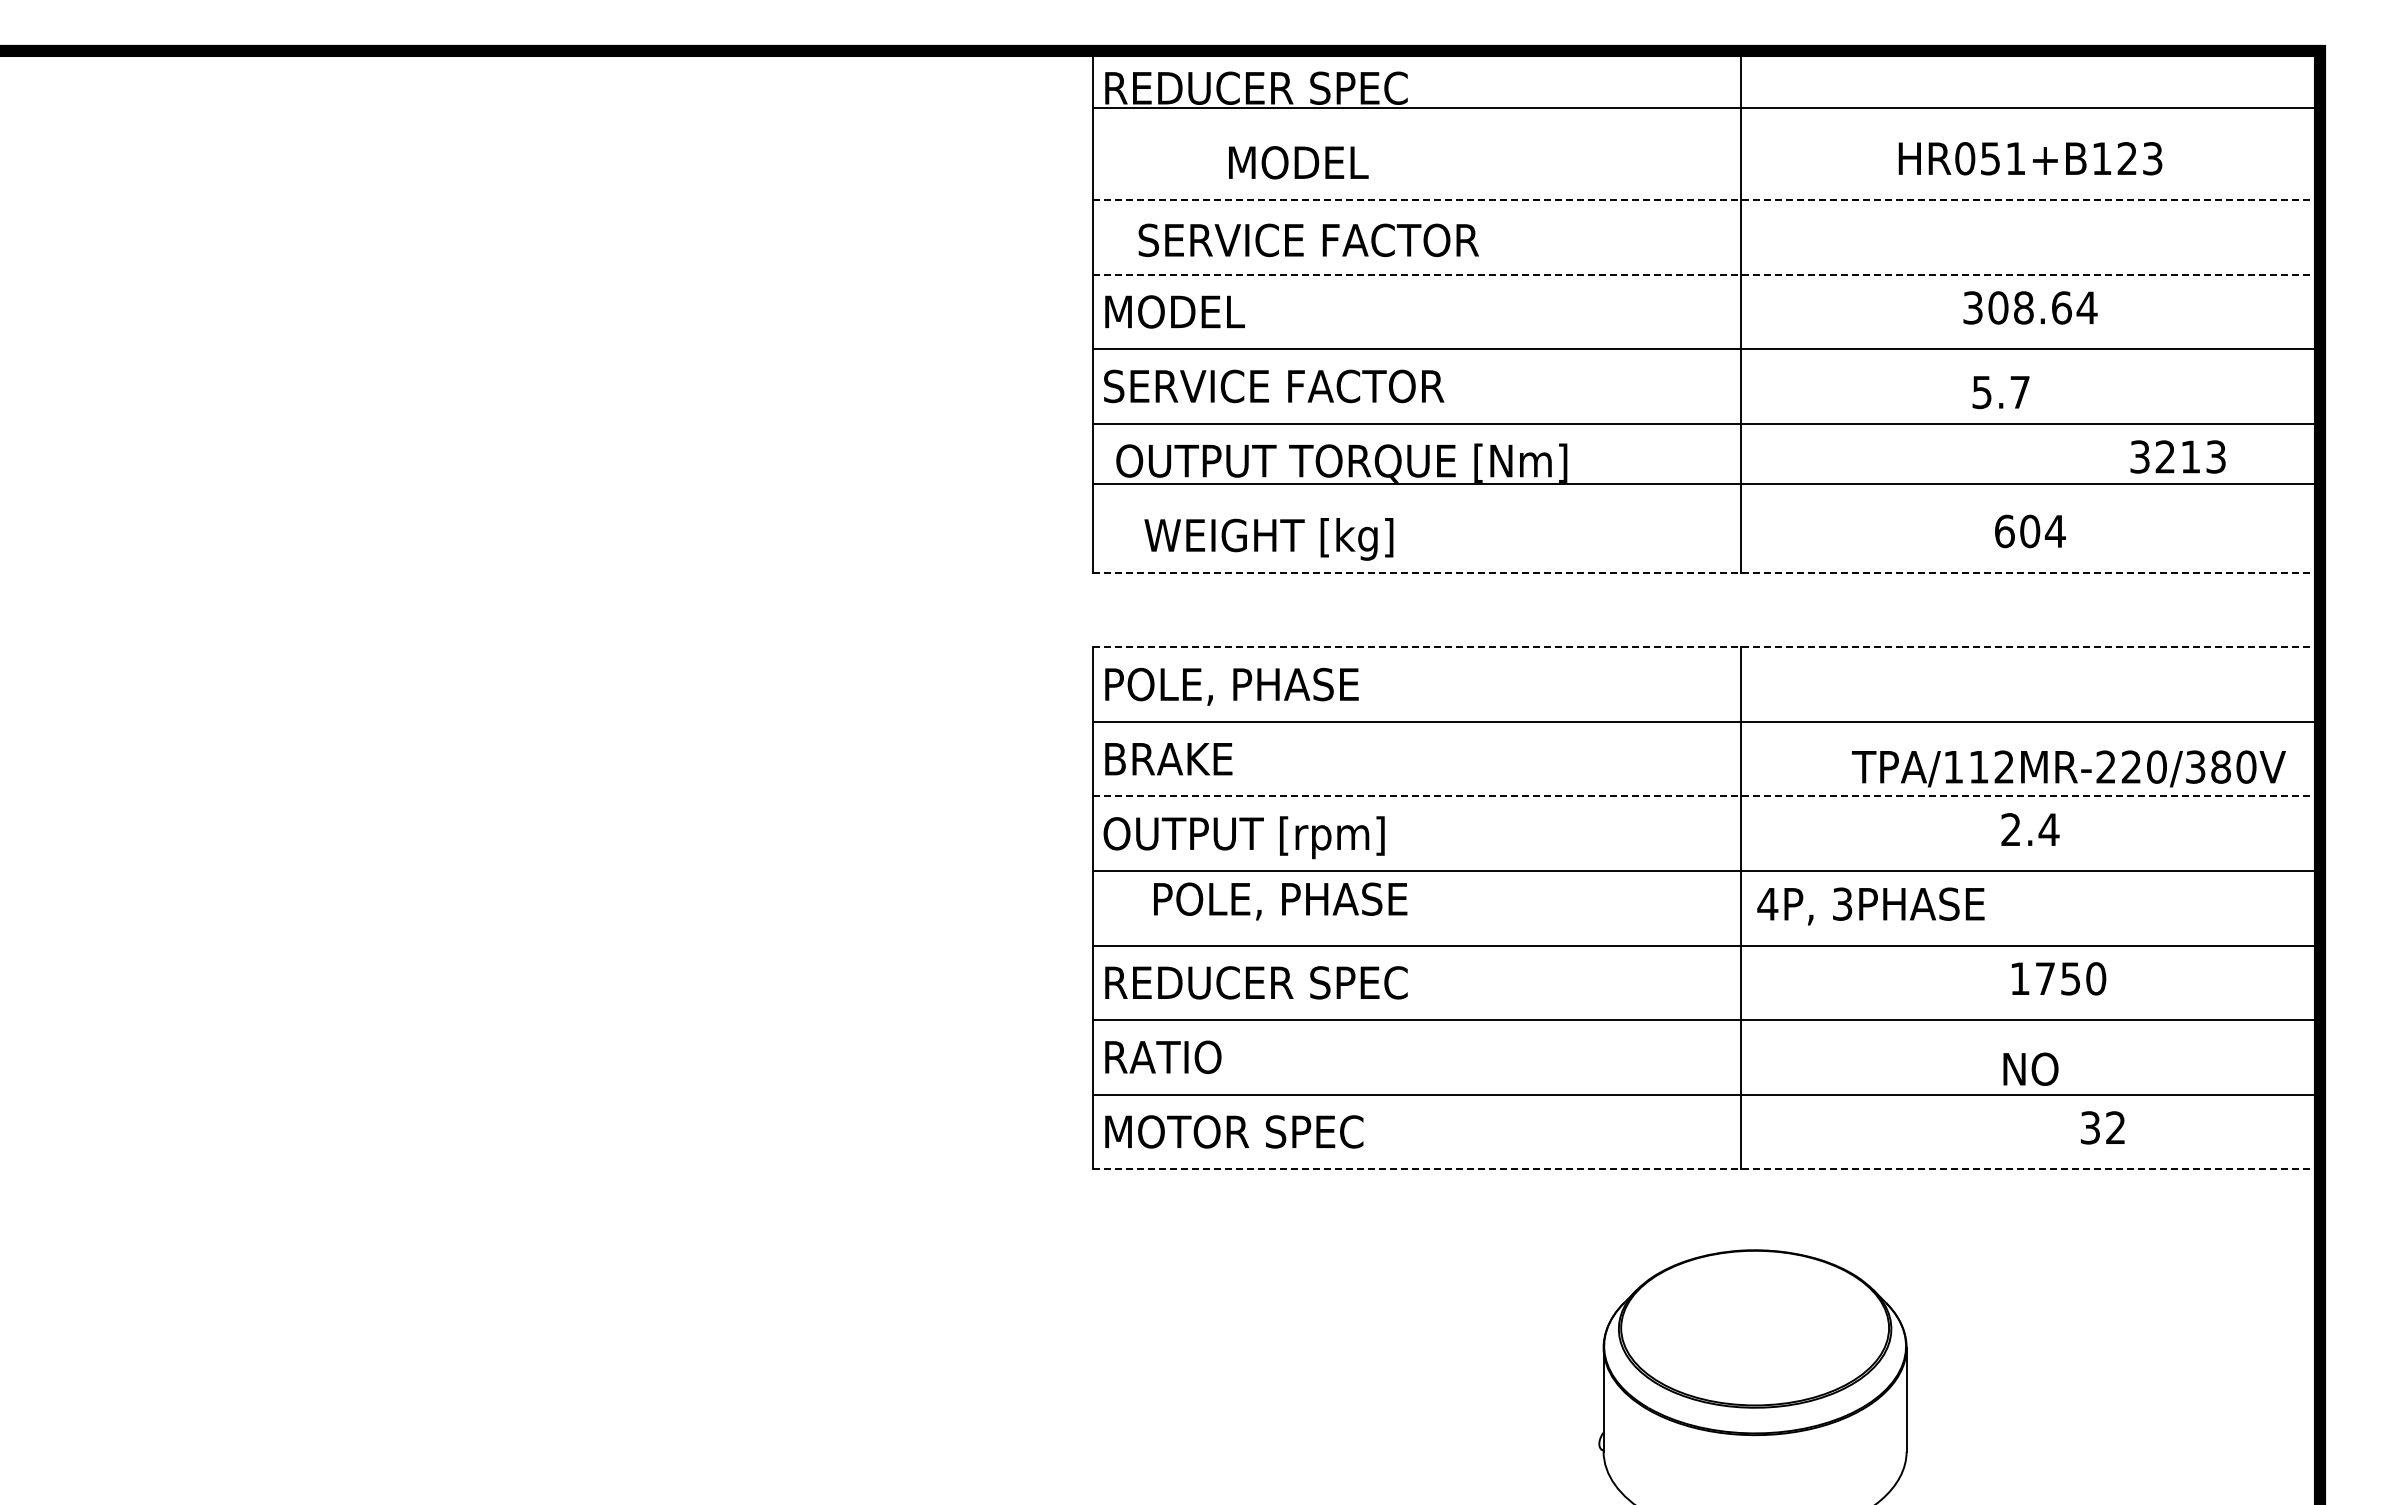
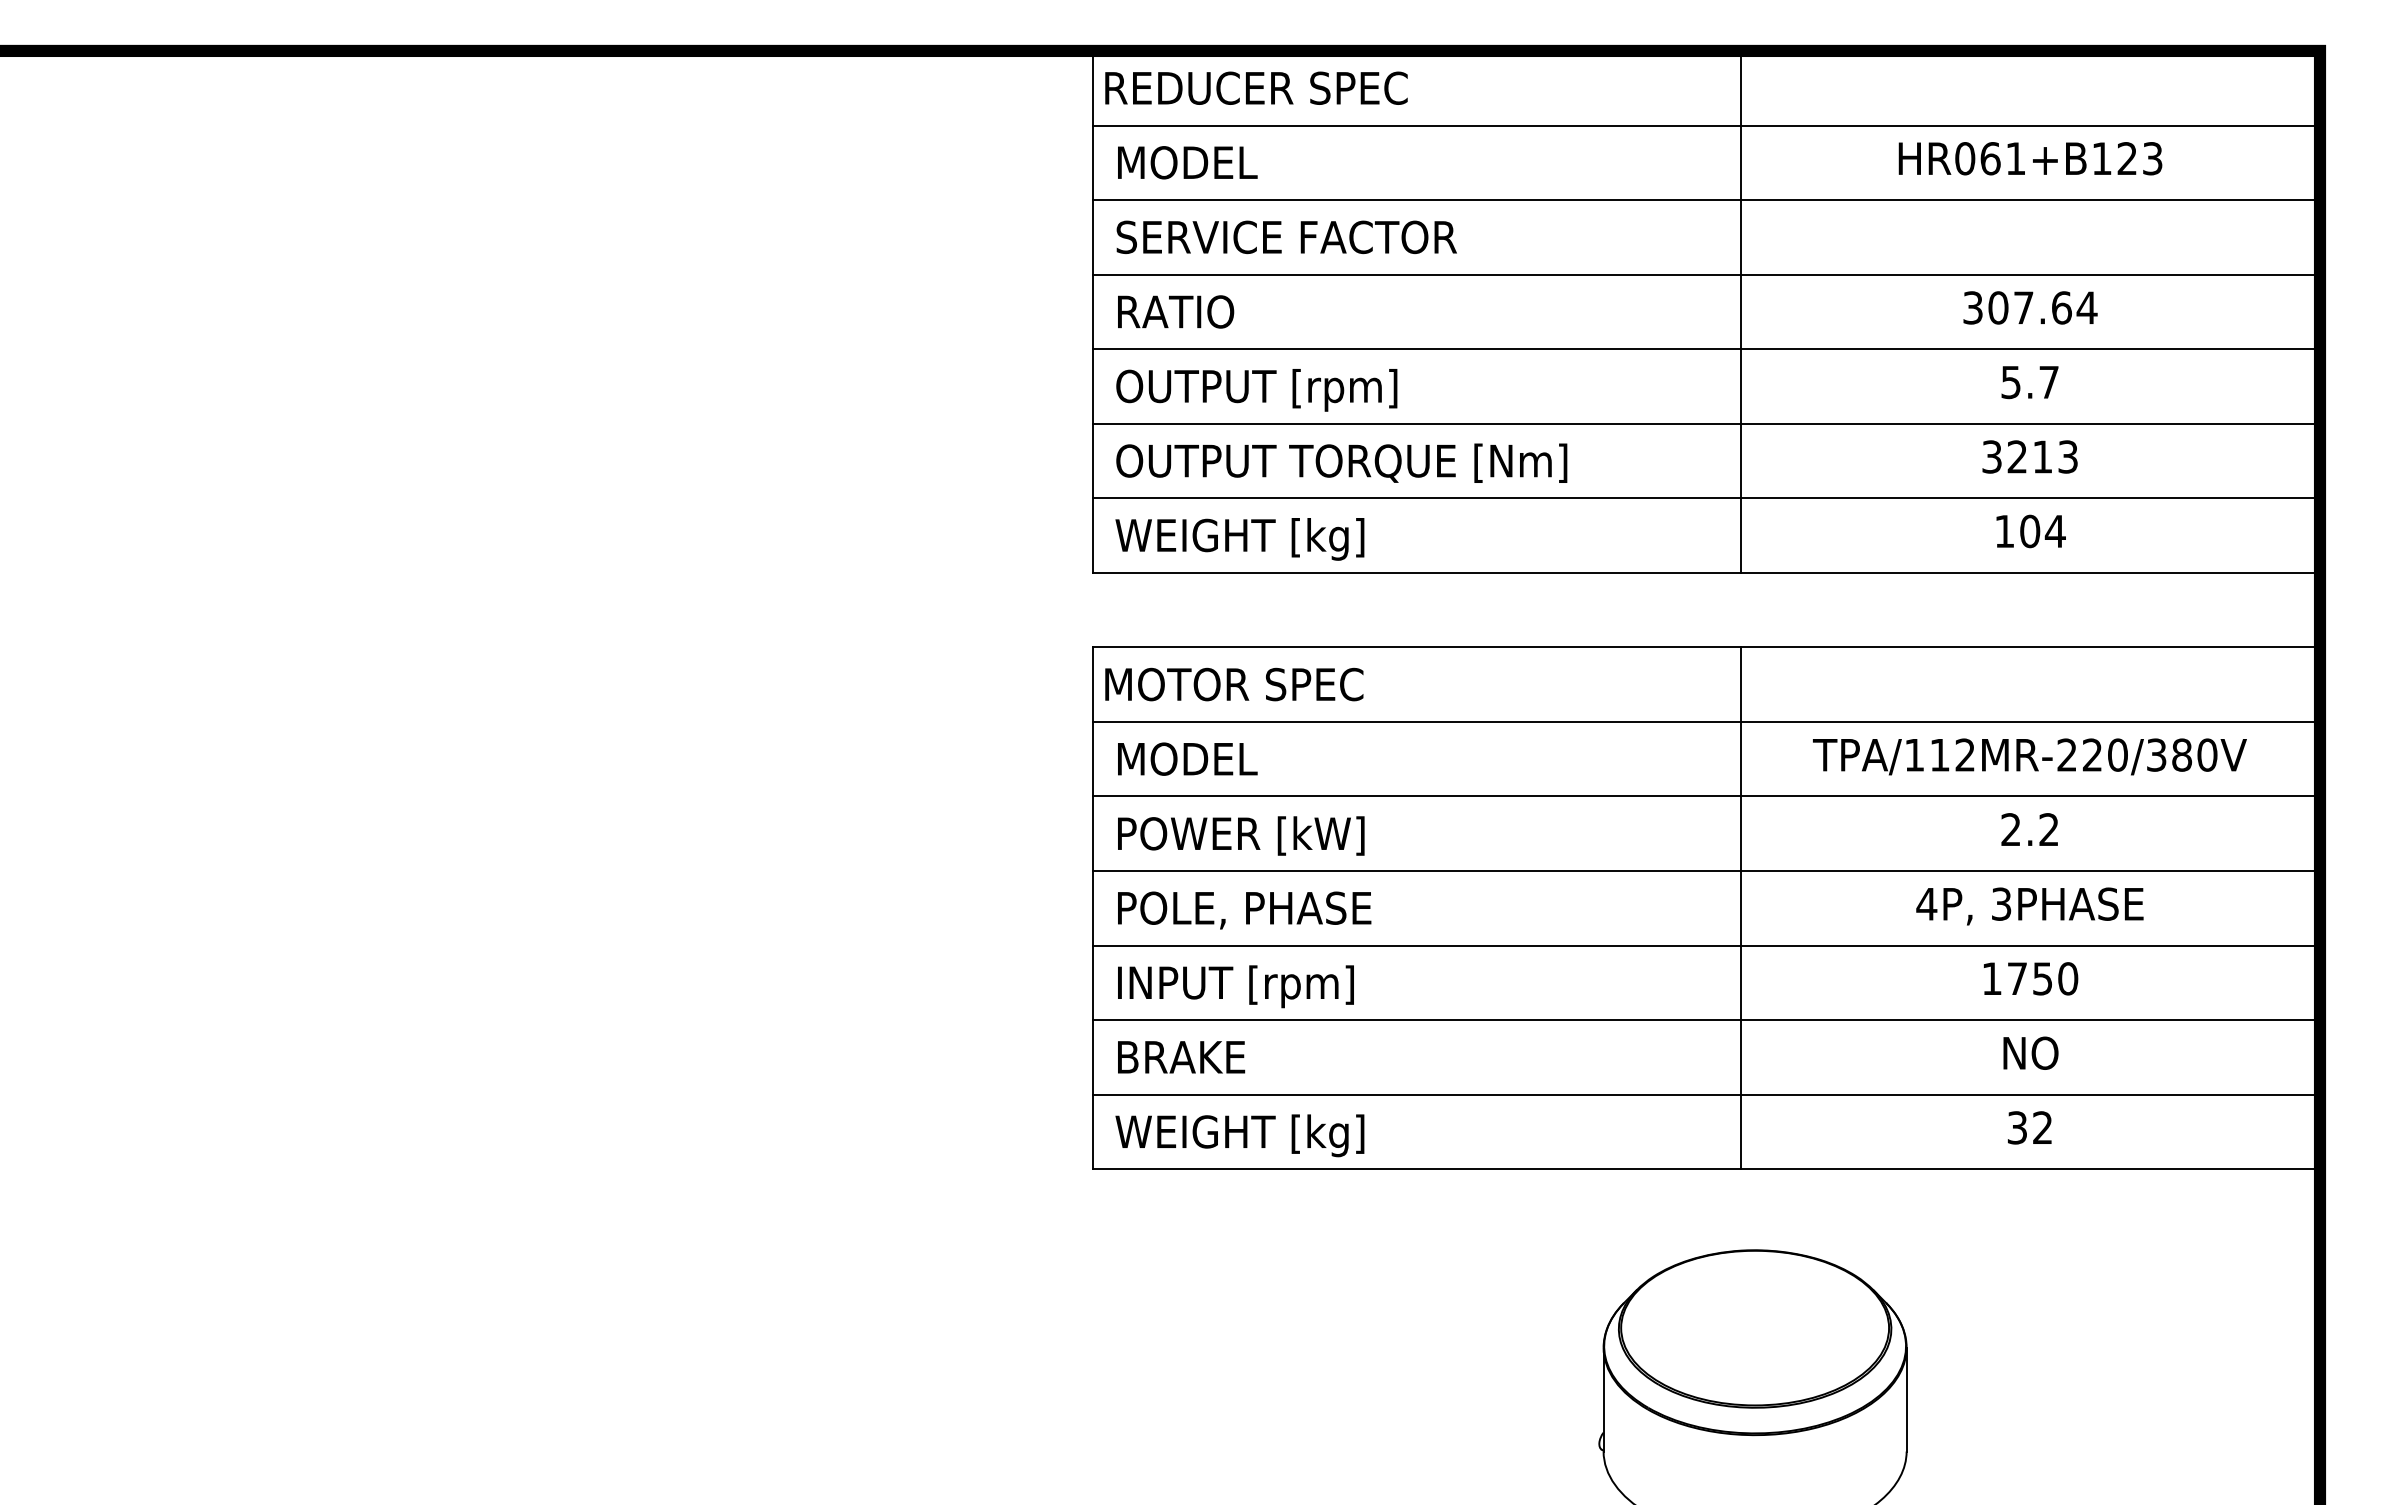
line position: (1706, 107) -> (1706, 125) (1706, 125)
text: HR051+B123 -> HR061+B123 (1990, 158)
text position: (1298, 162) -> (1187, 162) (1187, 162)
line: dashed -> solid (1707, 200)
text position: (1308, 240) -> (1286, 237) (1286, 237)
line: dashed -> solid (1707, 274)
text: 308.64 -> 307.64 (2023, 307)
text: MODEL -> RATIO (1174, 311)
text: SERVICE FACTOR -> OUTPUT [rpm] (1274, 390)
text position: (2000, 392) -> (2029, 382) (2029, 382)
text position: (2177, 456) -> (2029, 456) (2029, 456)
line position: (1706, 484) -> (1706, 498) (1706, 498)
text: 604 -> 104 (2004, 531)
text position: (1268, 539) -> (1239, 539) (1239, 539)
line: dashed -> solid (1707, 572)
line: dashed -> solid (1707, 647)
text: POLE, PHASE -> MOTOR SPEC (1236, 686)
text: BRAKE -> MODEL (1181, 758)
text position: (2068, 768) -> (2029, 756) (2029, 756)
line: dashed -> solid (1707, 796)
text: 2.4 -> 2.2 (2048, 829)
text: OUTPUT [rpm] -> POWER [kW] (1243, 837)
text position: (1280, 901) -> (1244, 910) (1244, 910)
text position: (1870, 906) -> (2029, 906) (2029, 906)
text position: (2058, 978) -> (2030, 978) (2030, 978)
text: REDUCER SPEC -> INPUT [rpm] (1256, 986)
text: RATIO -> BRAKE (1175, 1056)
text position: (2030, 1068) -> (2030, 1052) (2030, 1052)
text position: (2102, 1127) -> (2029, 1127) (2029, 1127)
text: MOTOR SPEC -> WEIGHT [kg] (1234, 1135)
line: dashed -> solid (1707, 1169)
